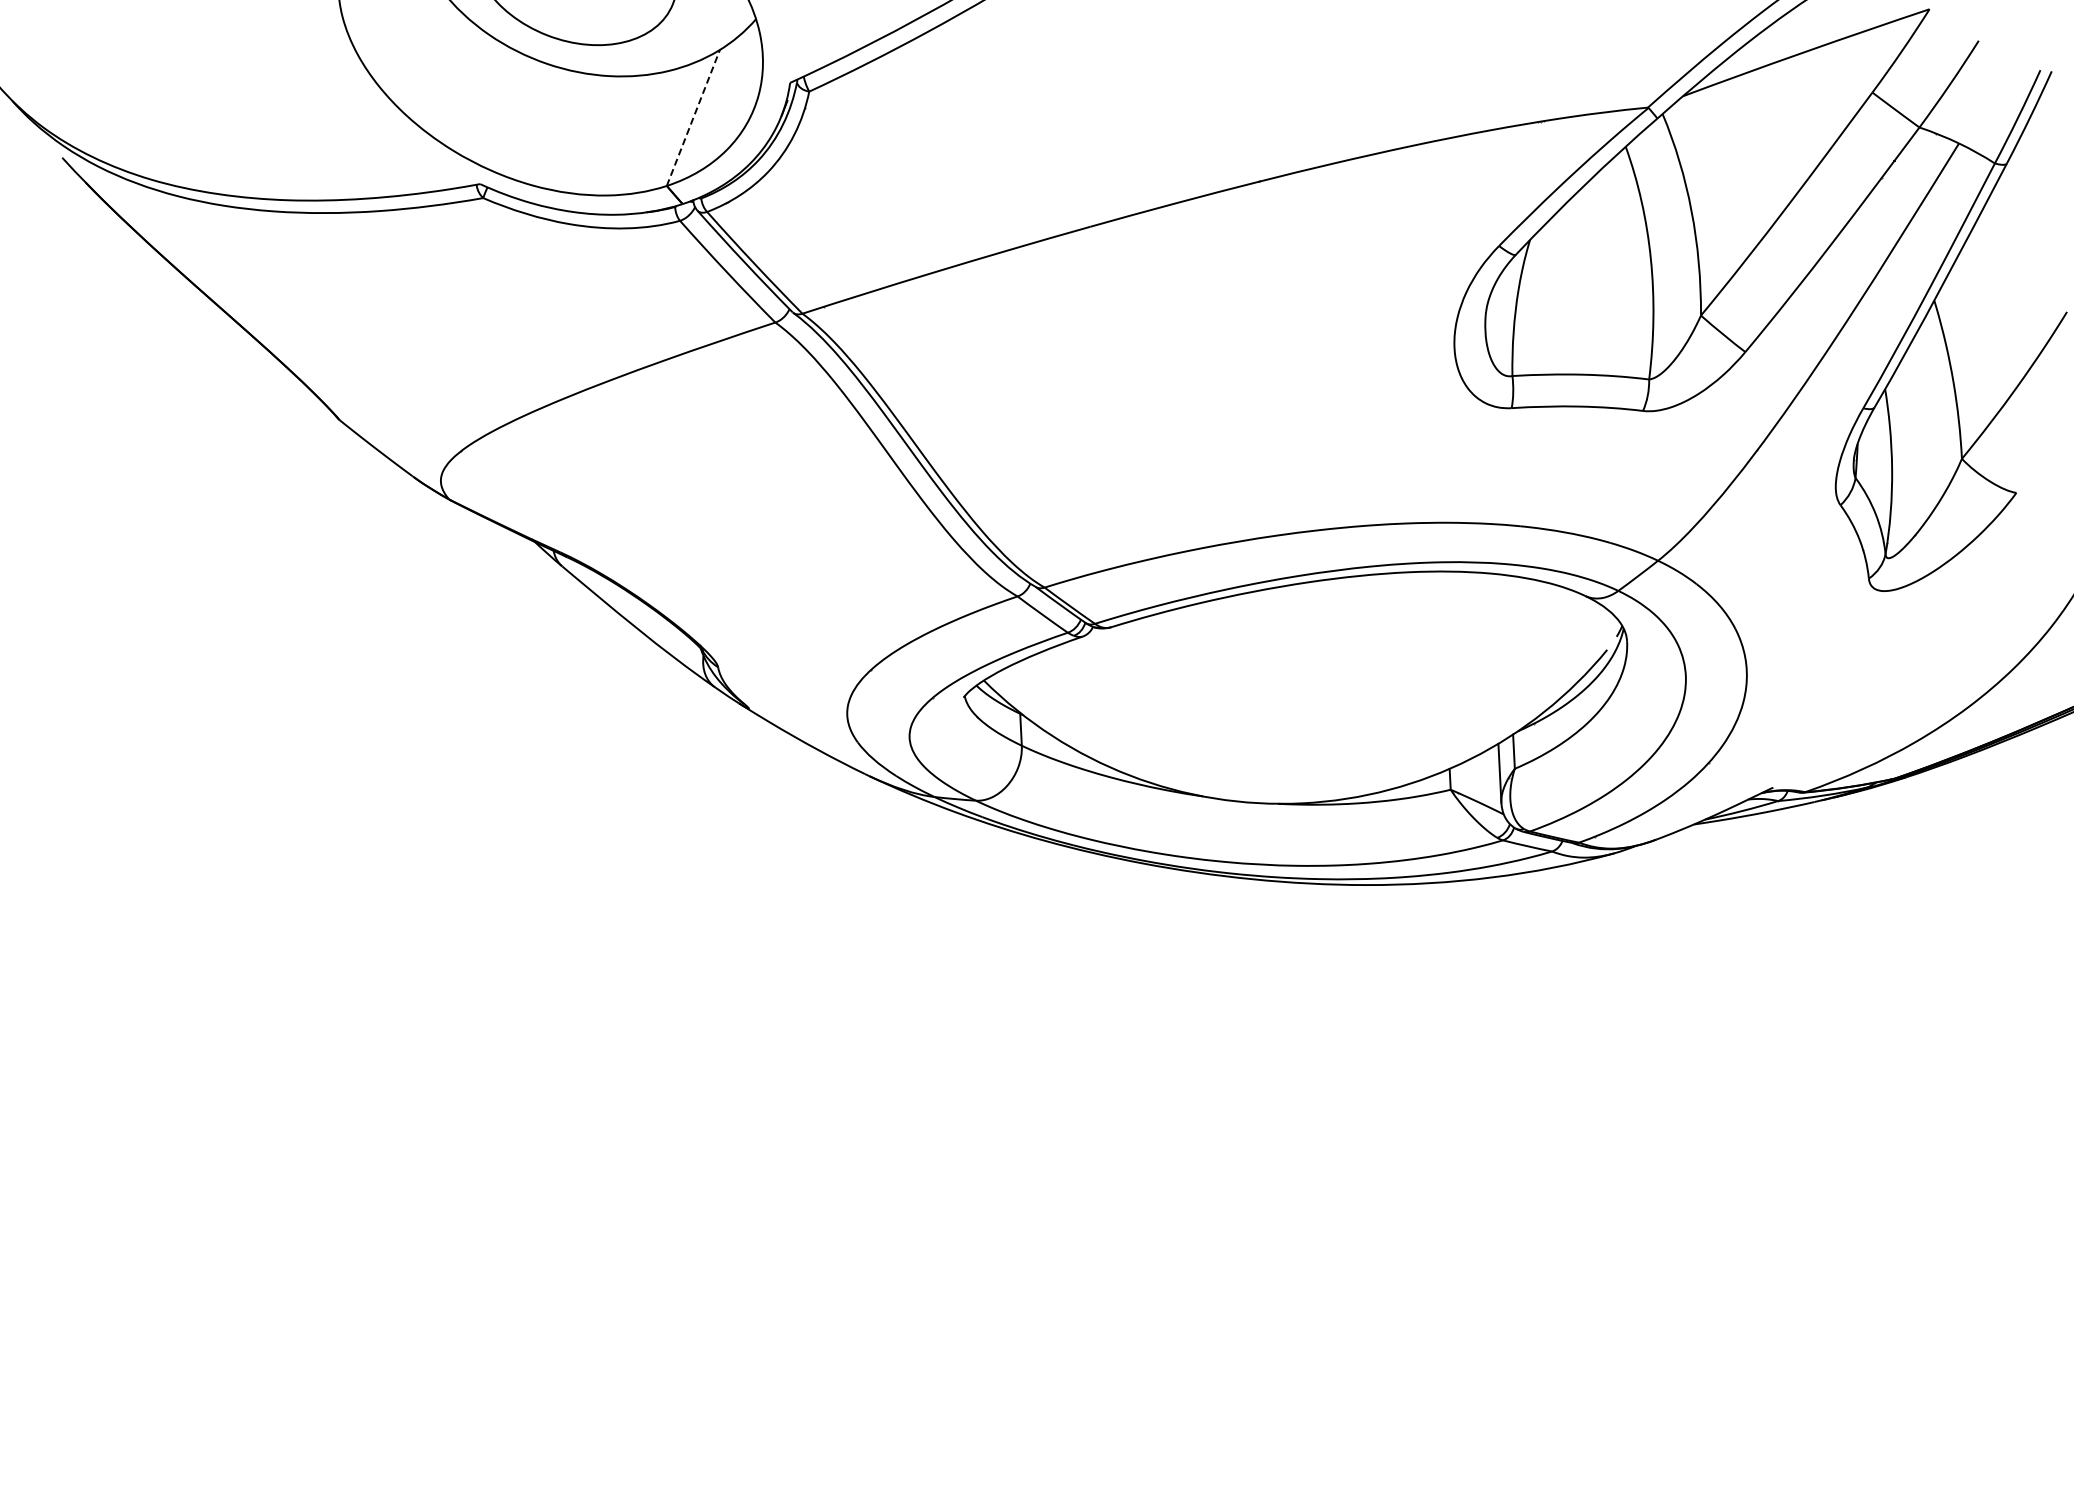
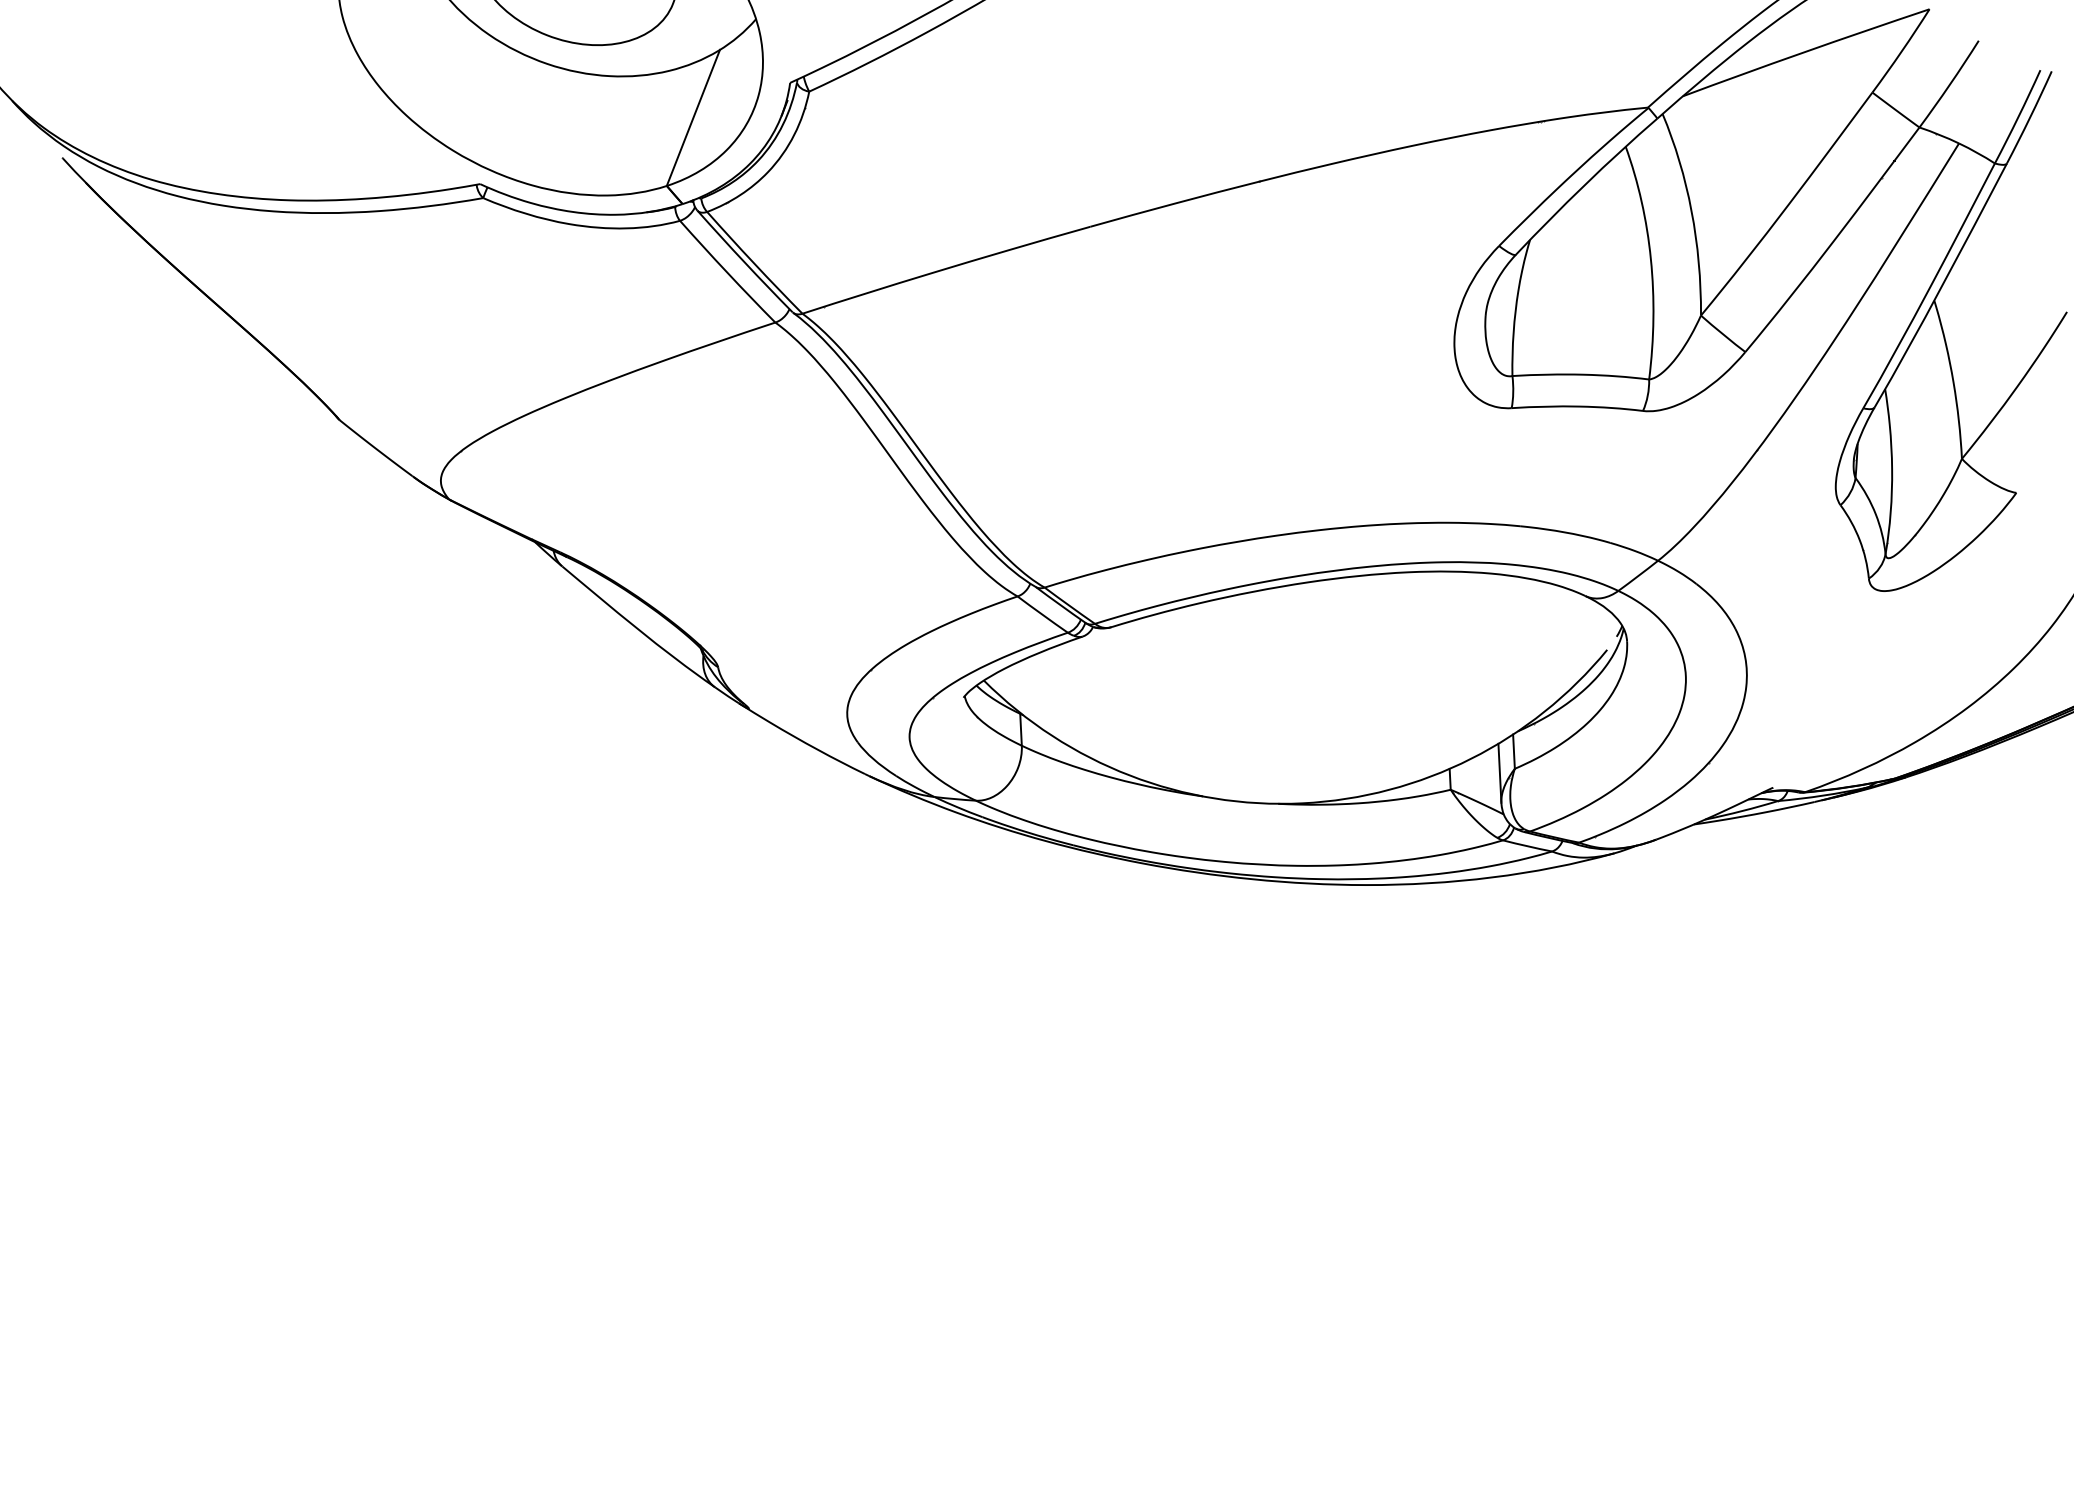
line: dashed -> solid (693, 117)
